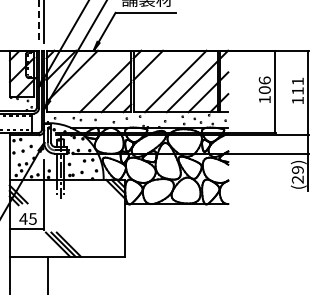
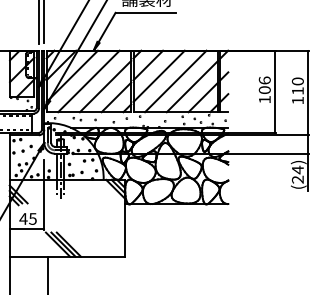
line: dashed -> solid (39, 22)
line: none -> present (158, 76)
line: none -> present (88, 81)
text: 111 -> 110 (297, 81)
text: (29) -> (24) (297, 169)
